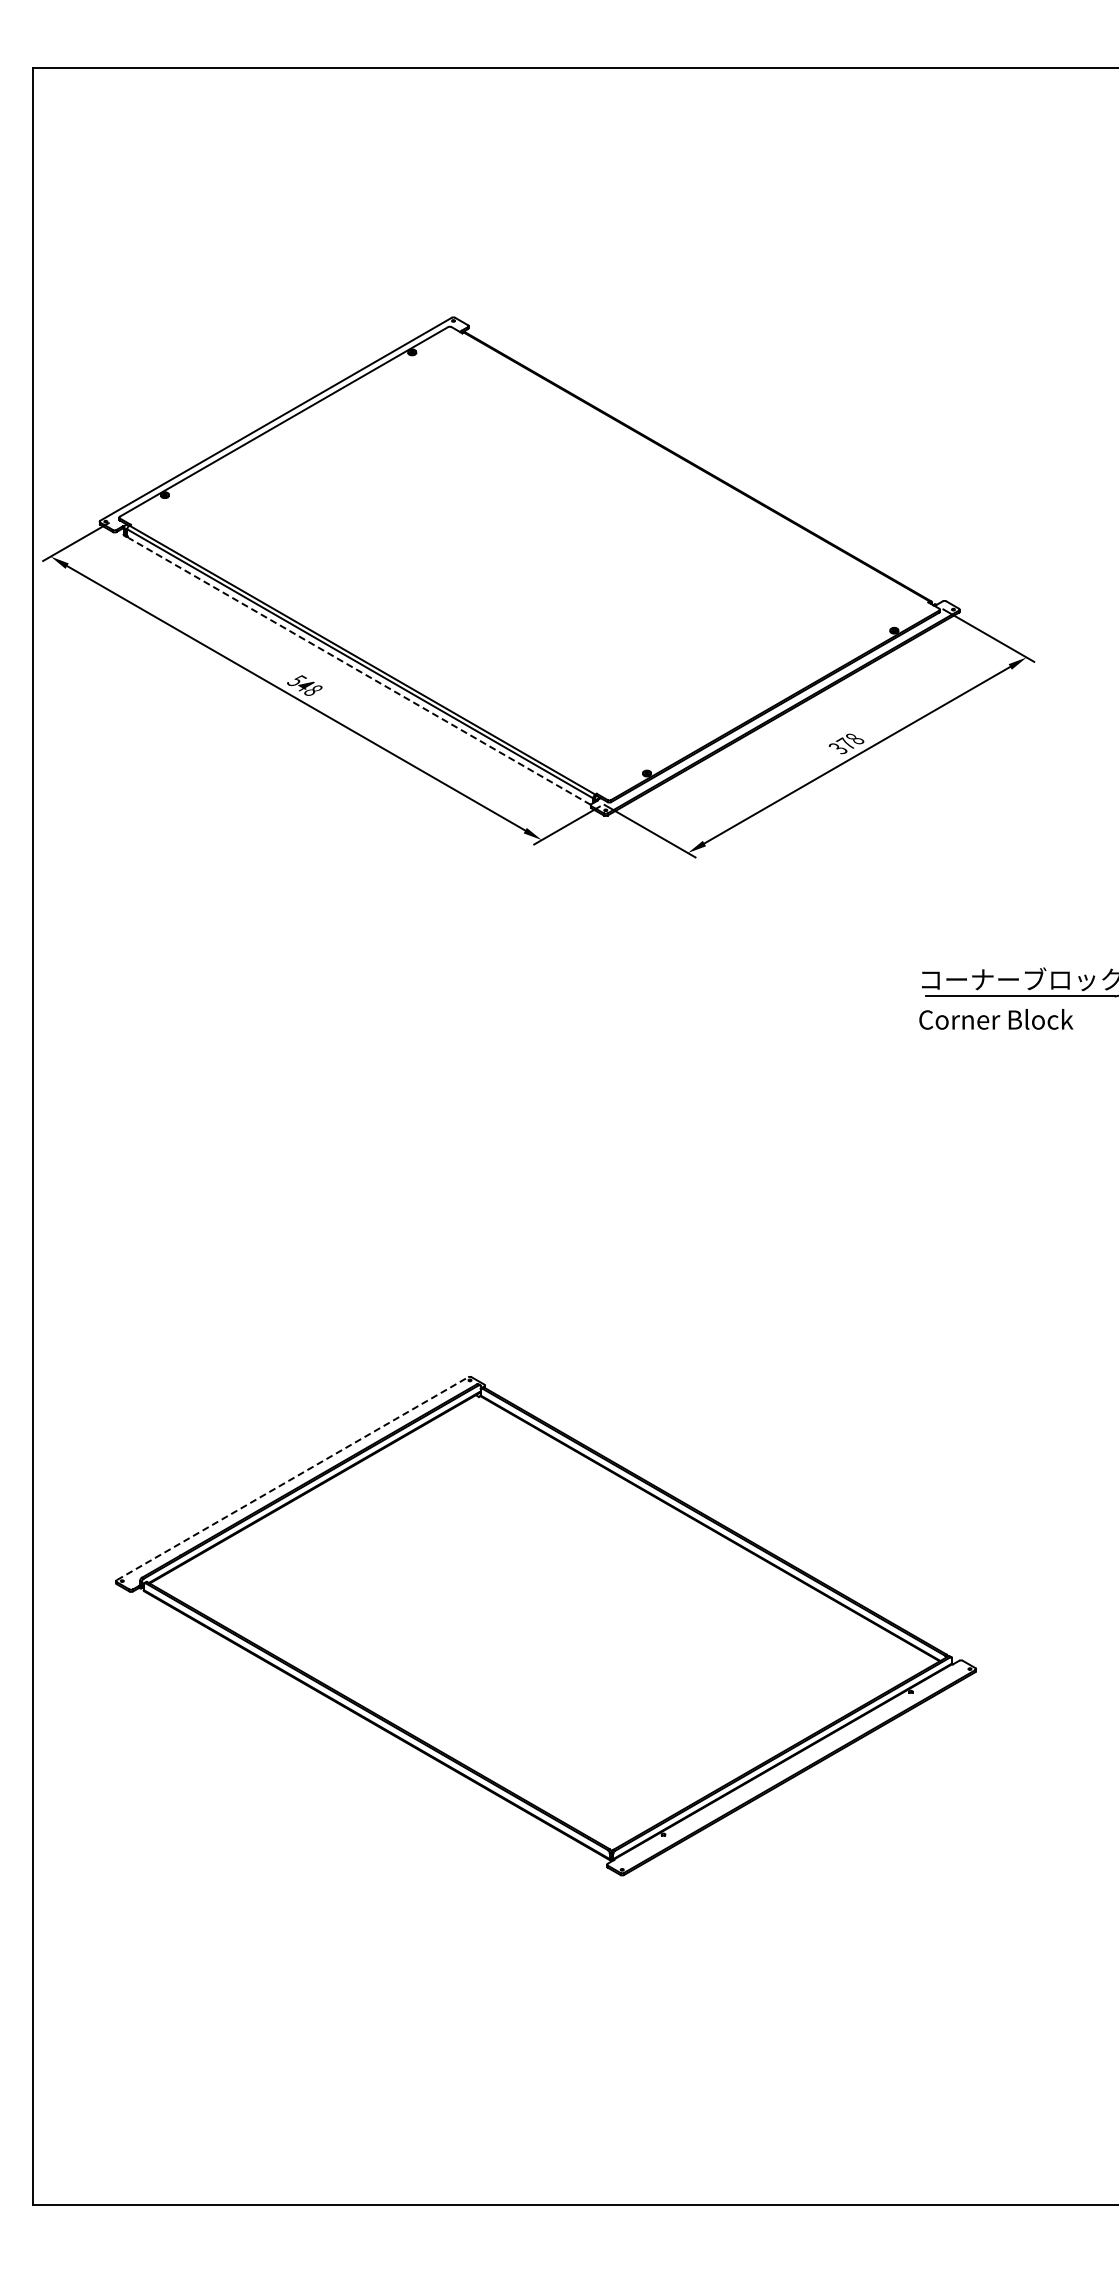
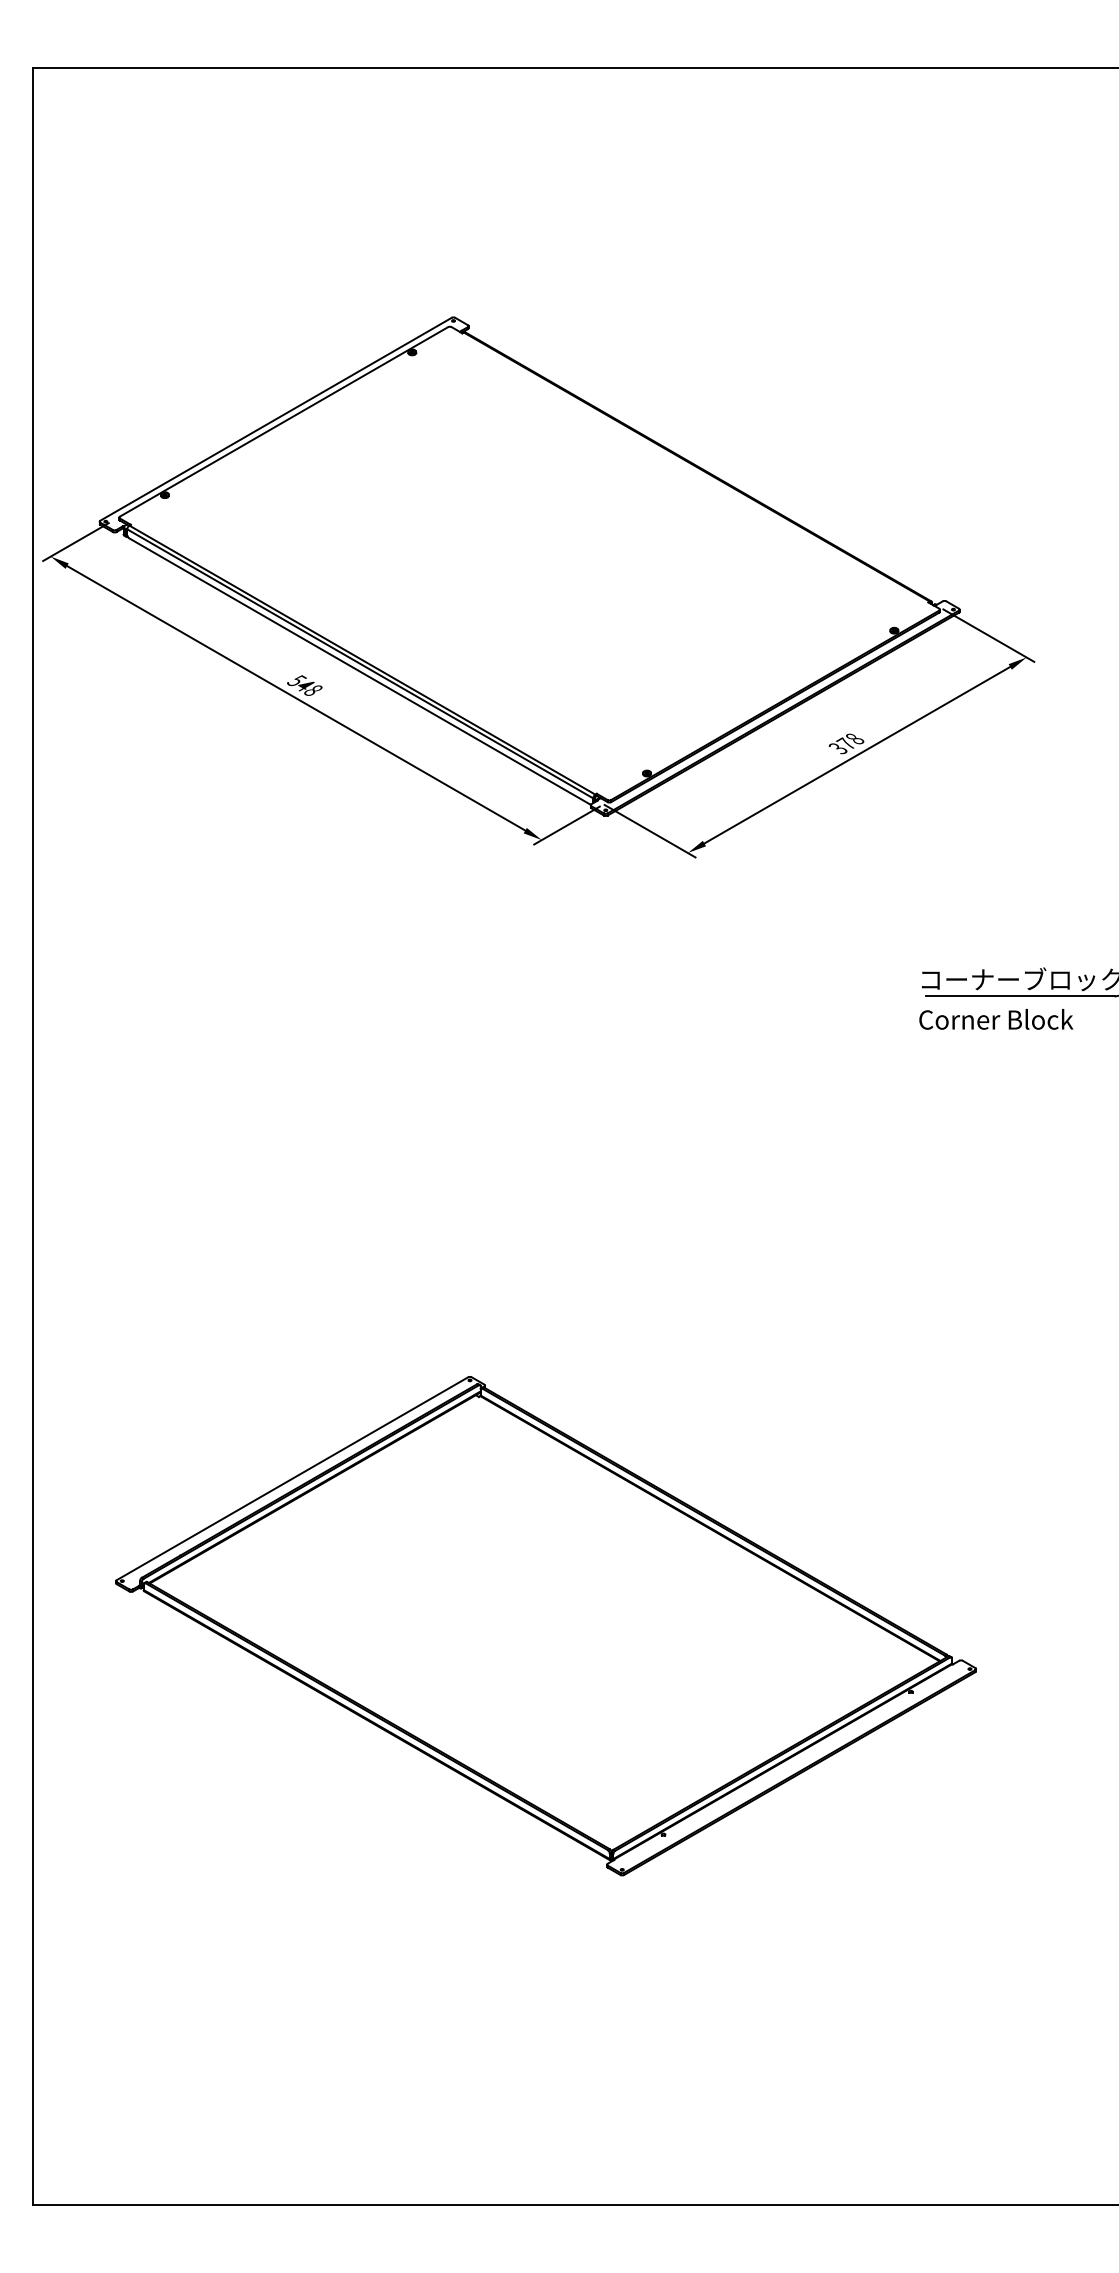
line: dashed -> solid (359, 671)
line: dashed -> solid (292, 1478)
